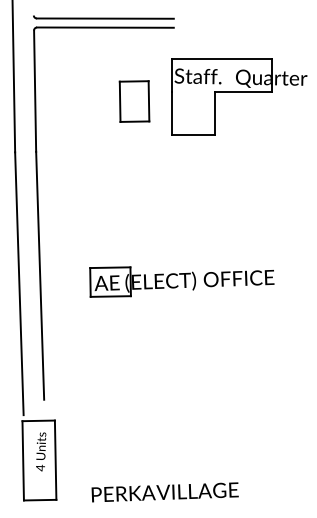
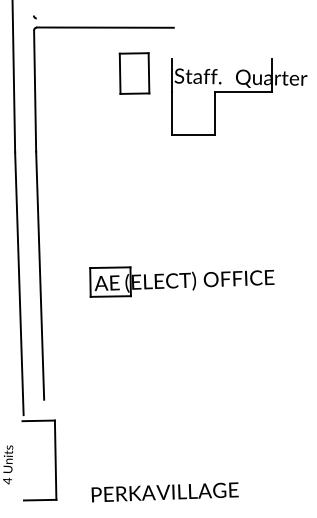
line: present -> none (104, 18)
line: present -> none (221, 58)
part position: (134, 101) -> (134, 73) (134, 73)
text position: (41, 451) -> (8, 464) (8, 464)
line: present -> none (22, 460)
